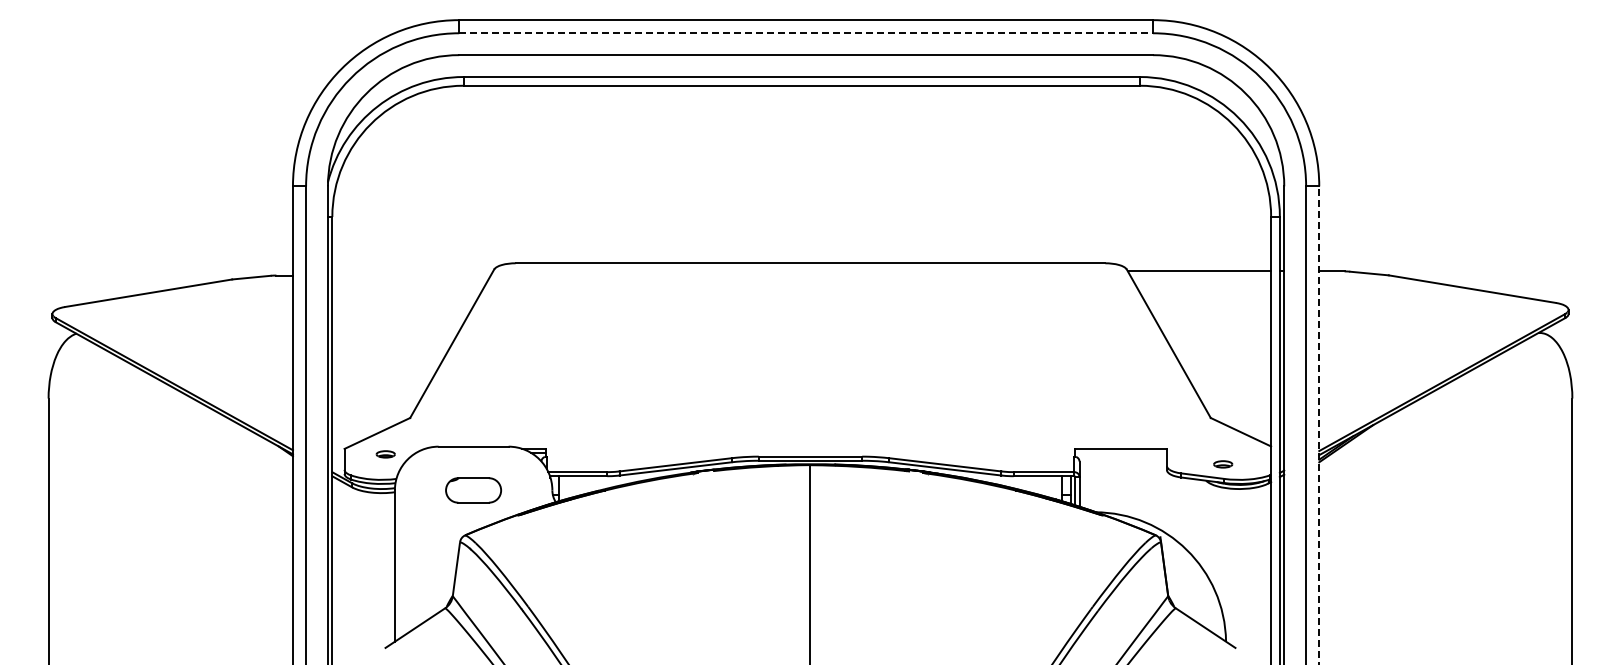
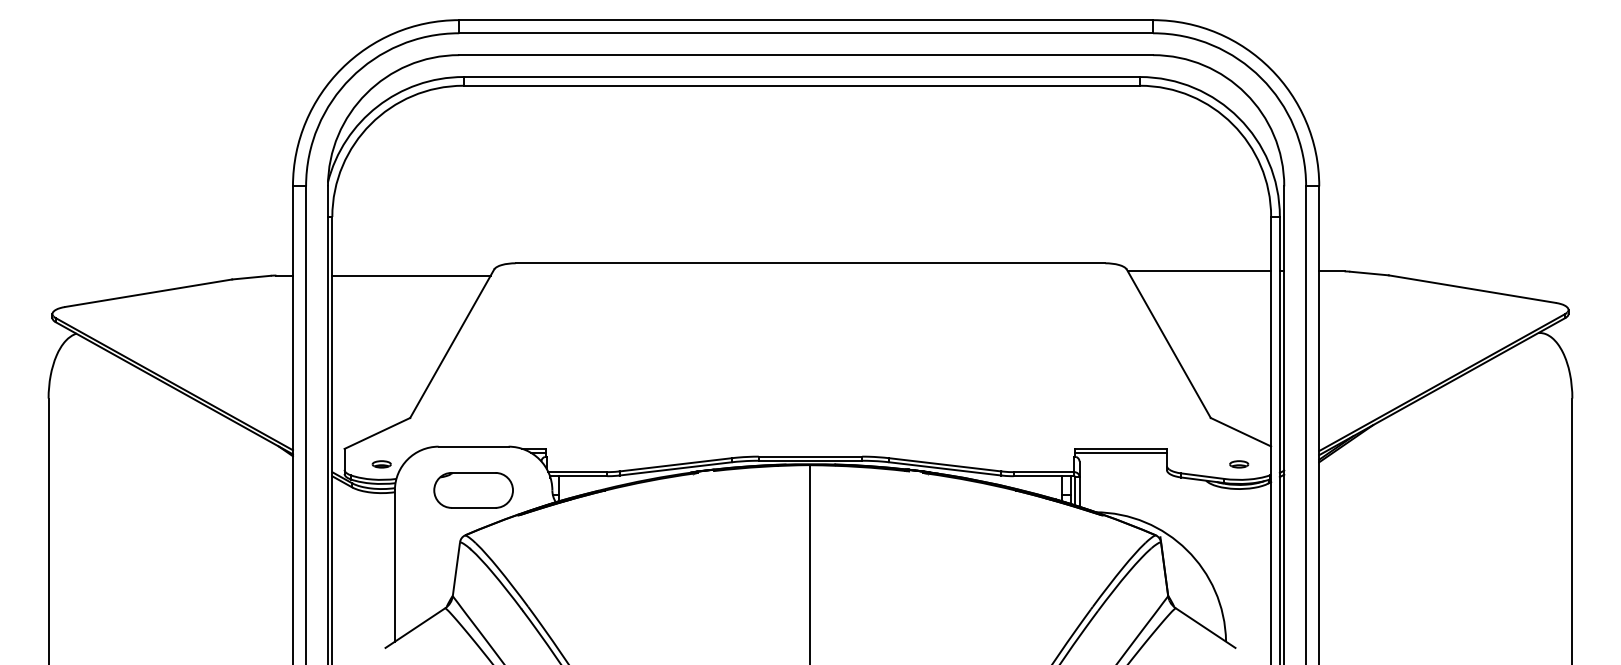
line: dashed -> solid (806, 33)
line: none -> present (411, 275)
line: dashed -> solid (1319, 425)
line: none -> present (1121, 453)
part position: (385, 454) -> (381, 464) (381, 464)
part position: (1223, 464) -> (1239, 464) (1239, 464)
part size: 57x27 px -> 81x37 px (473, 490)
